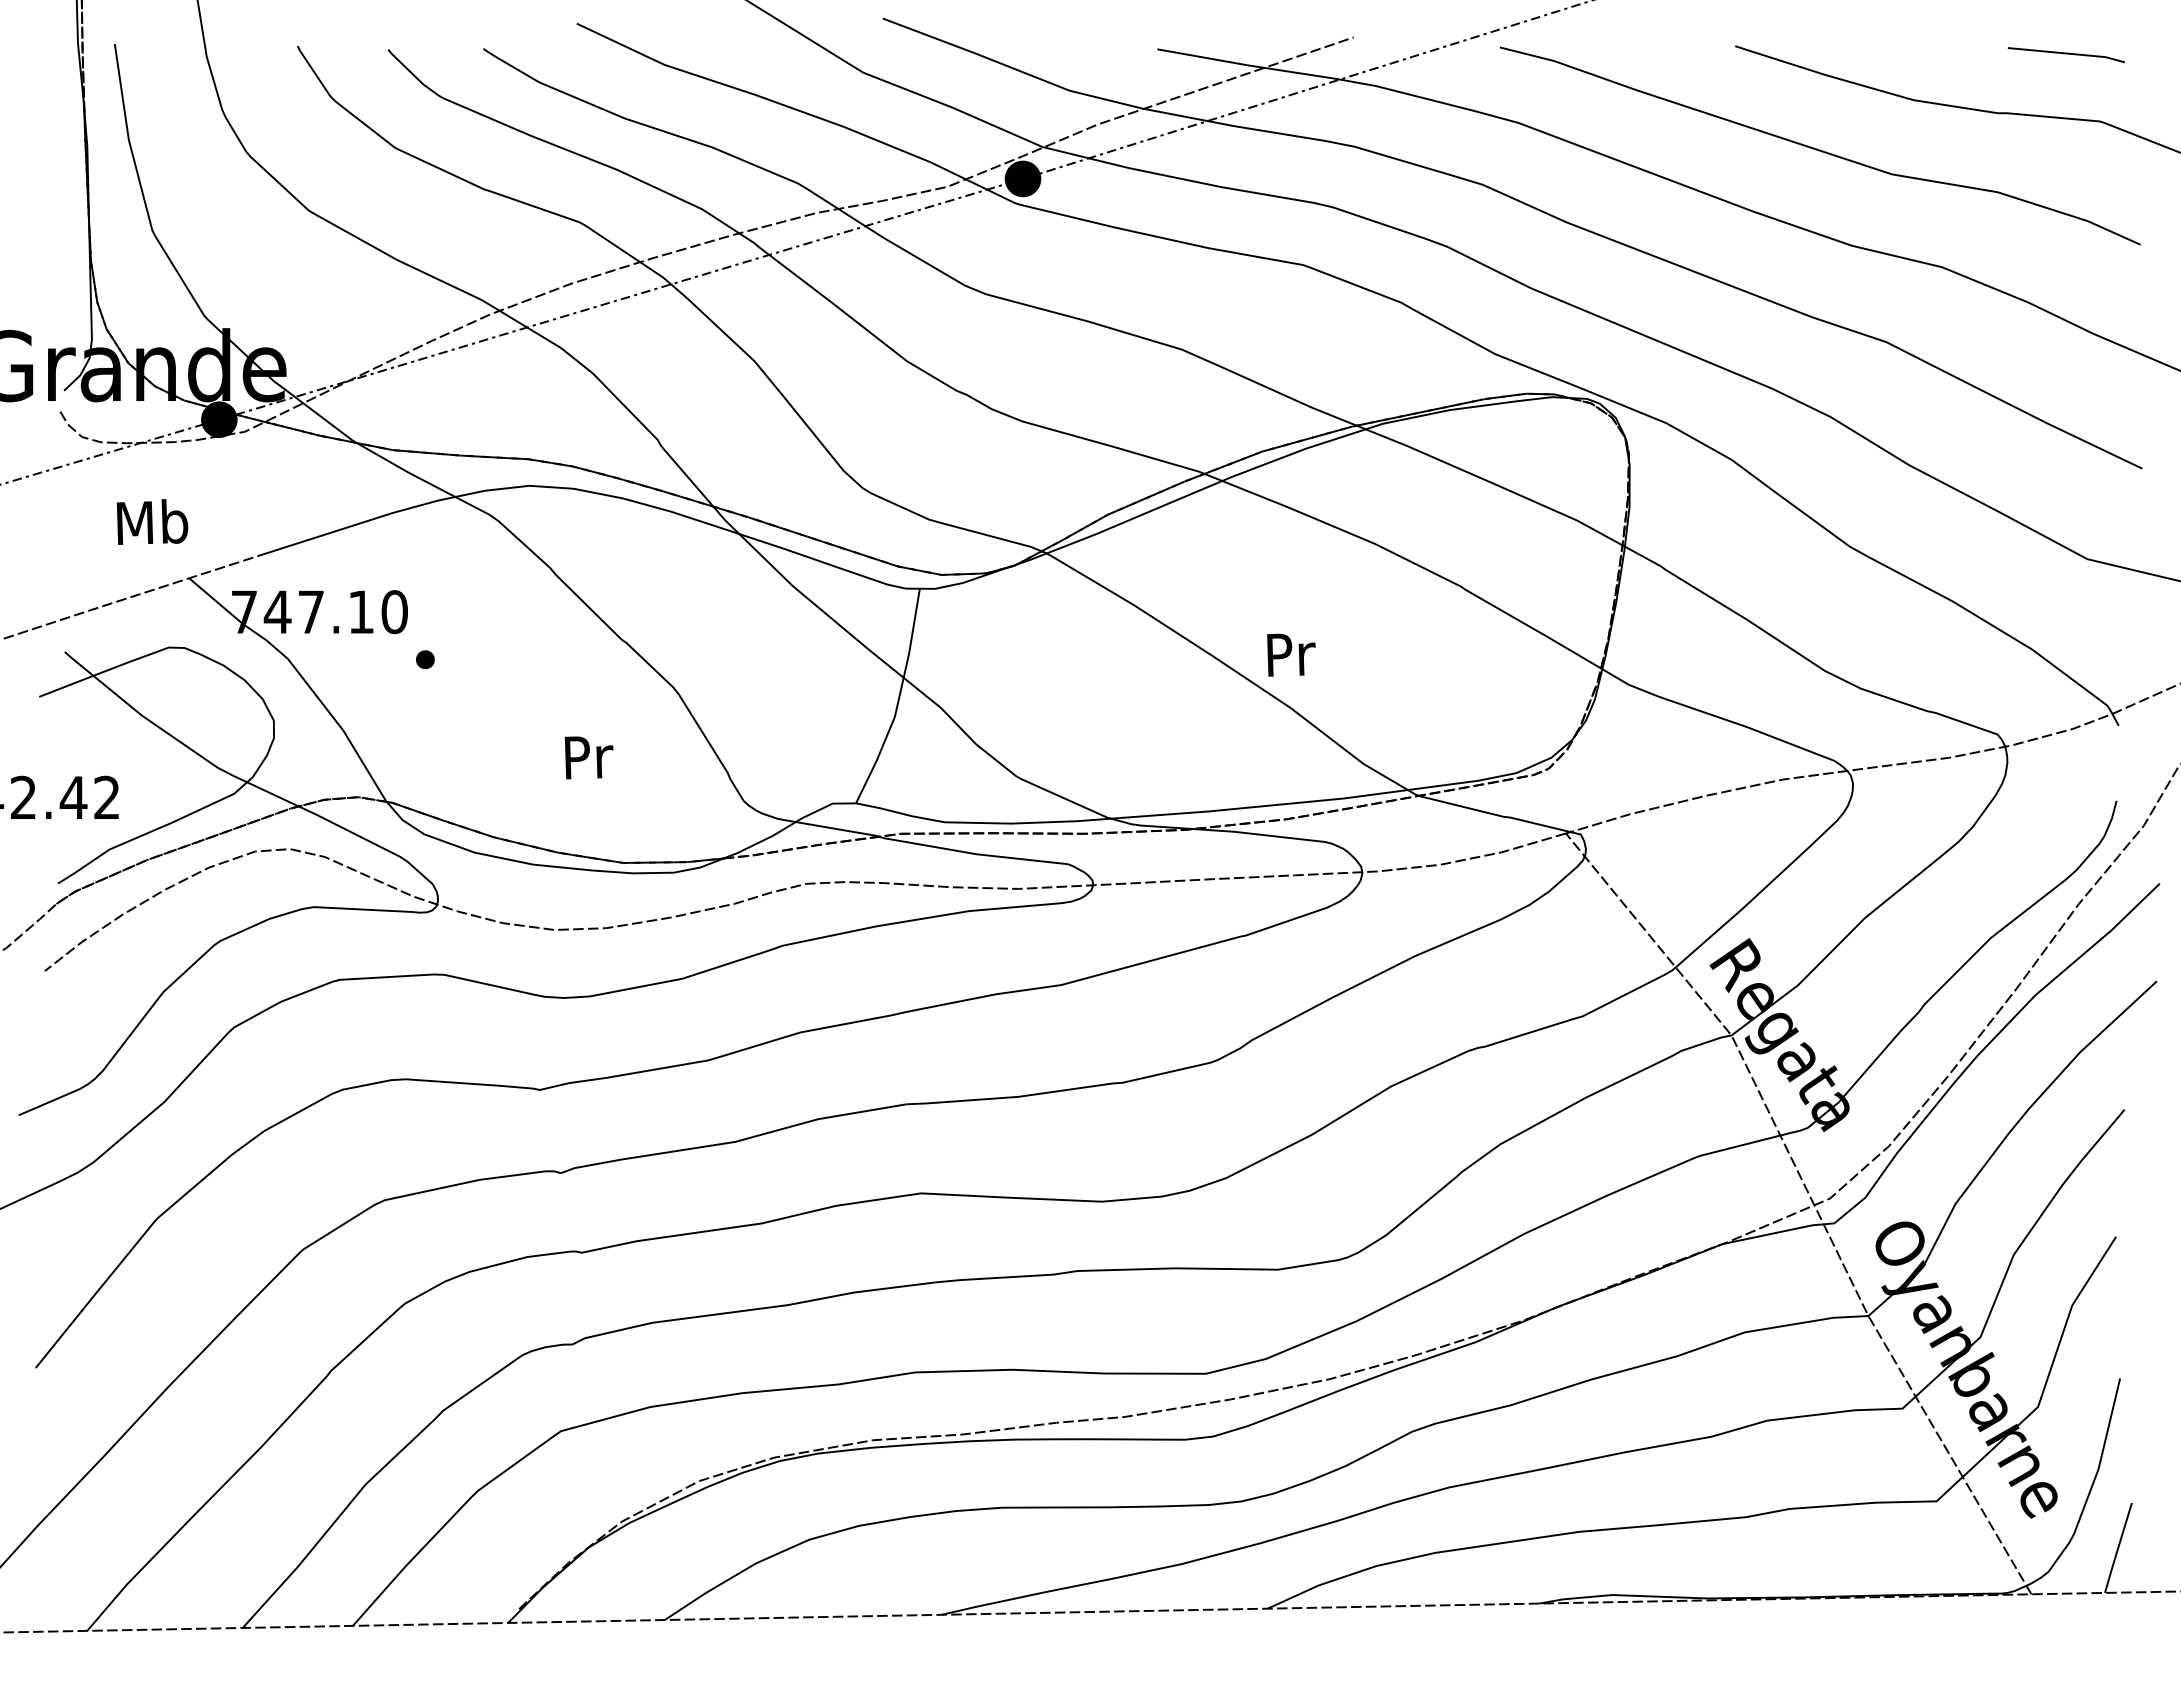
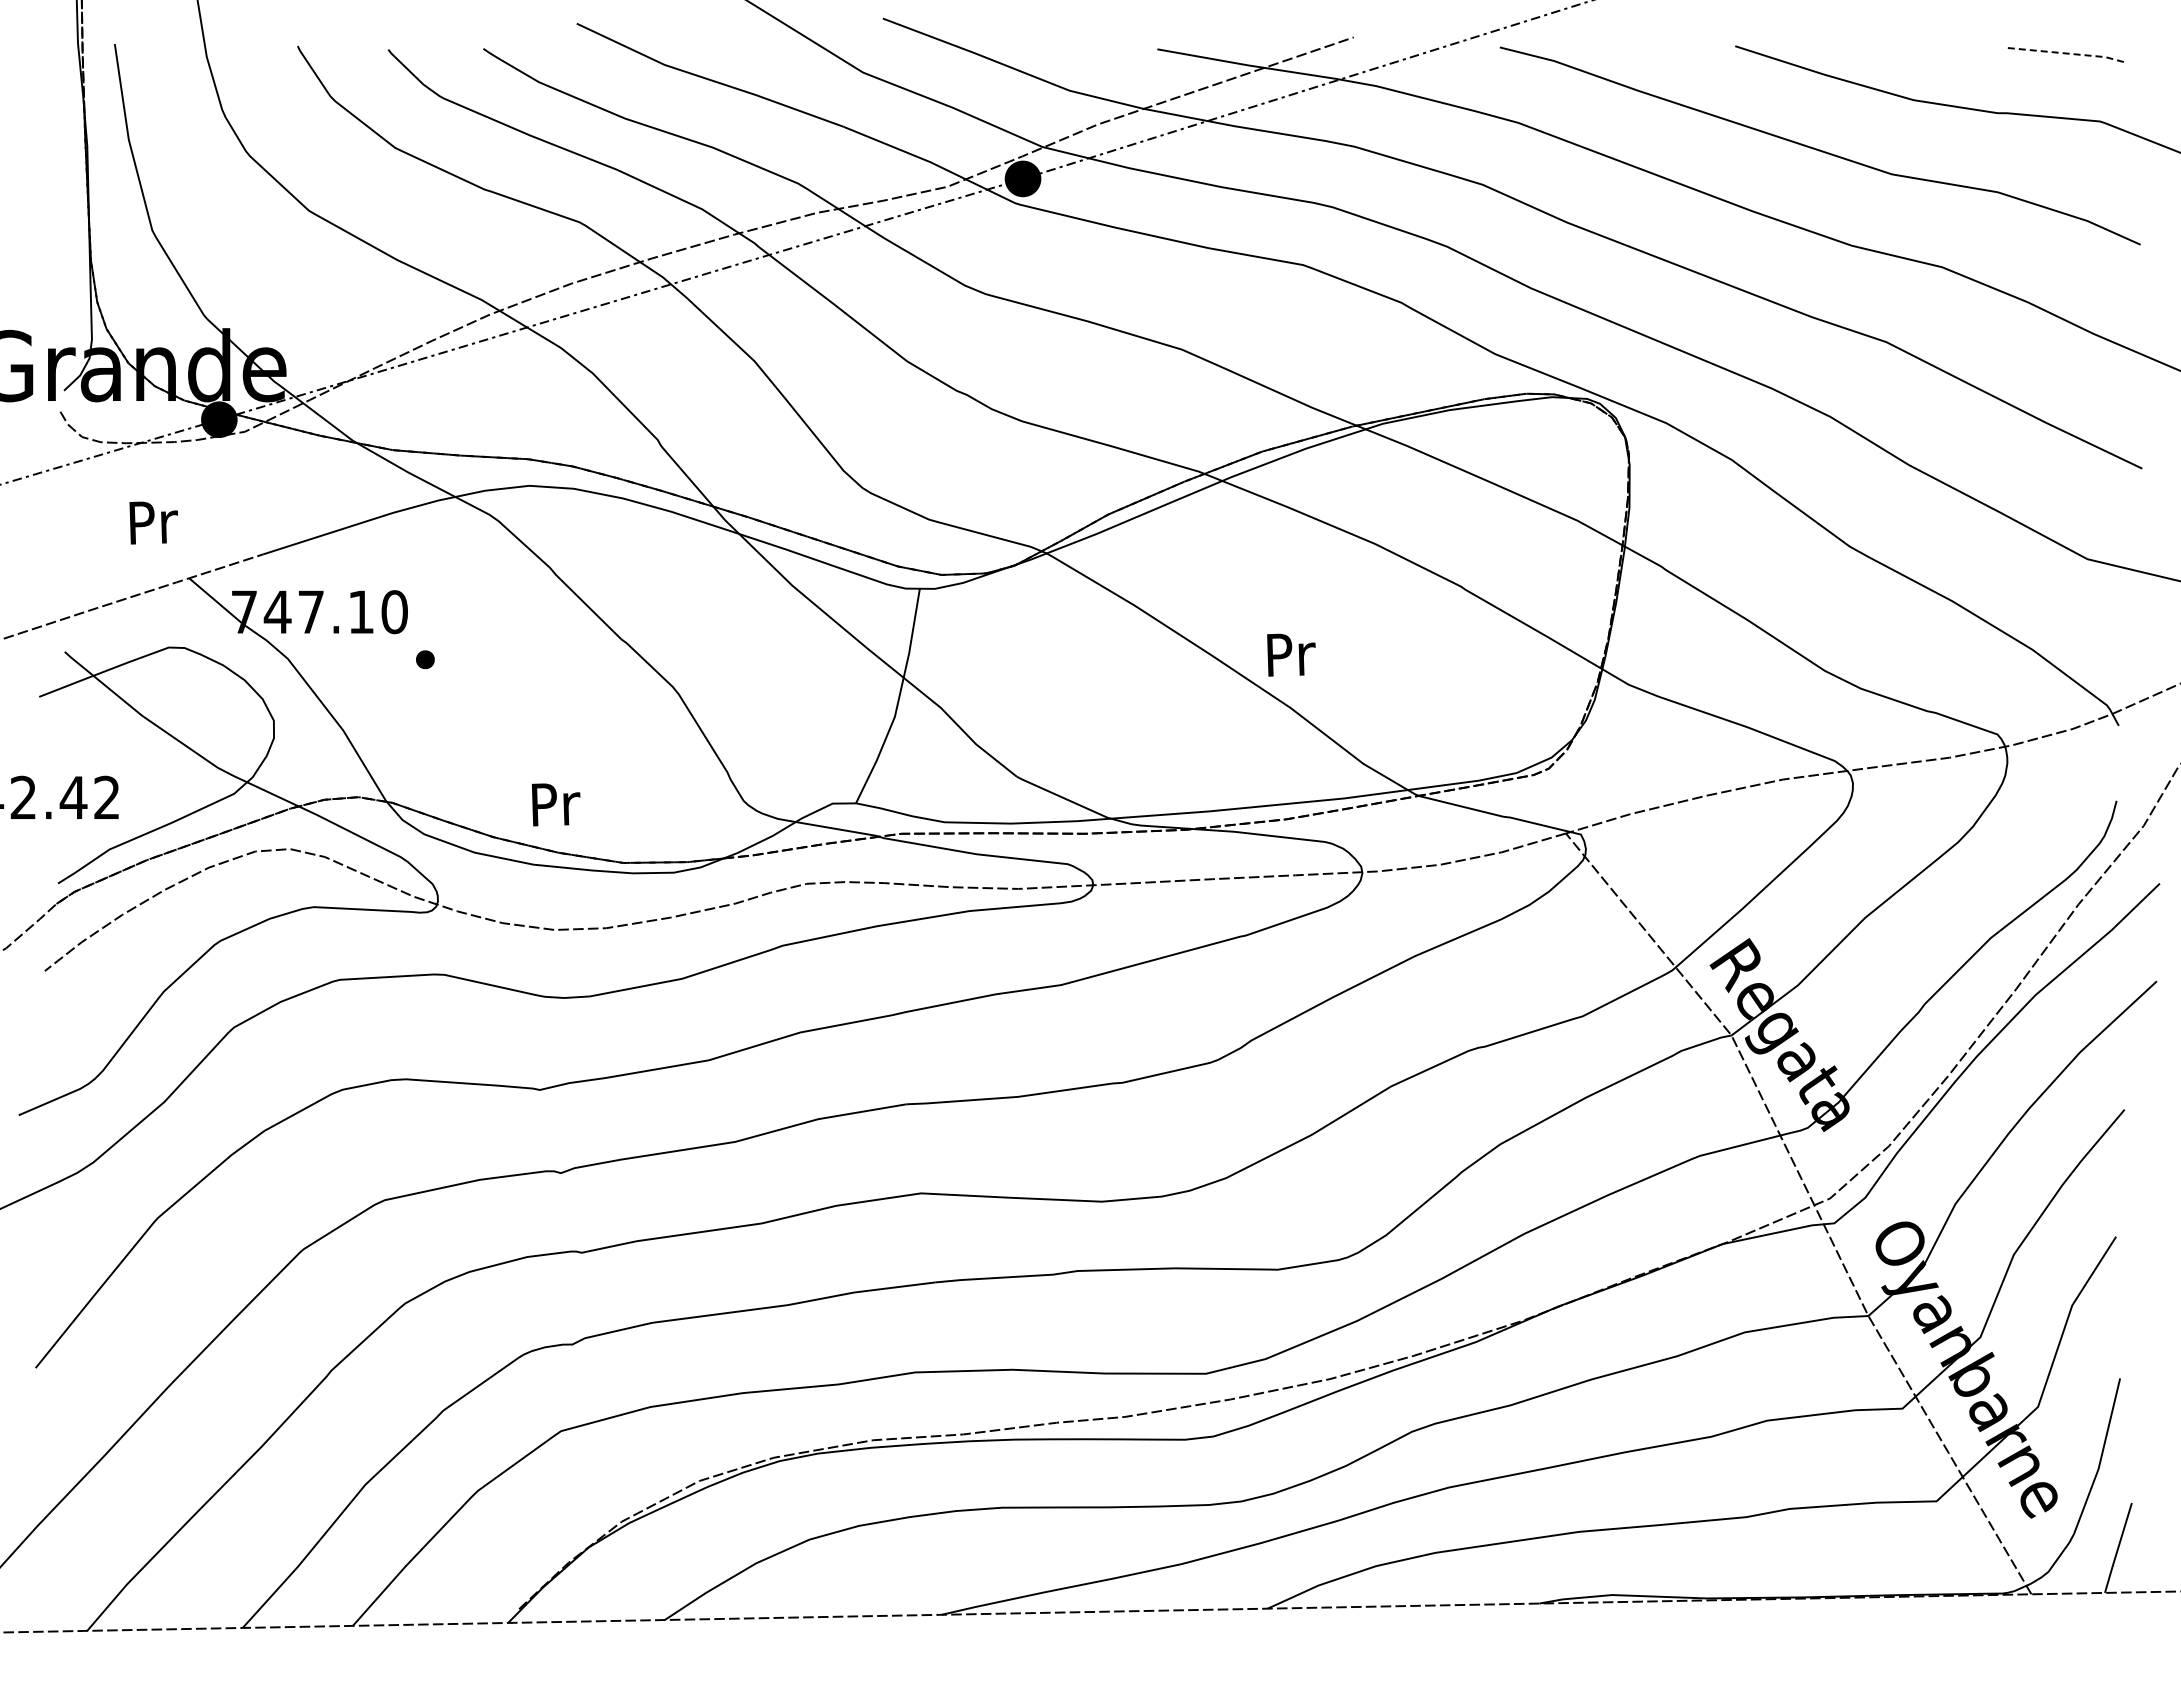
line: solid -> dashed (2067, 53)
text: Mb -> Pr (152, 521)
text position: (588, 757) -> (555, 804) (555, 804)
